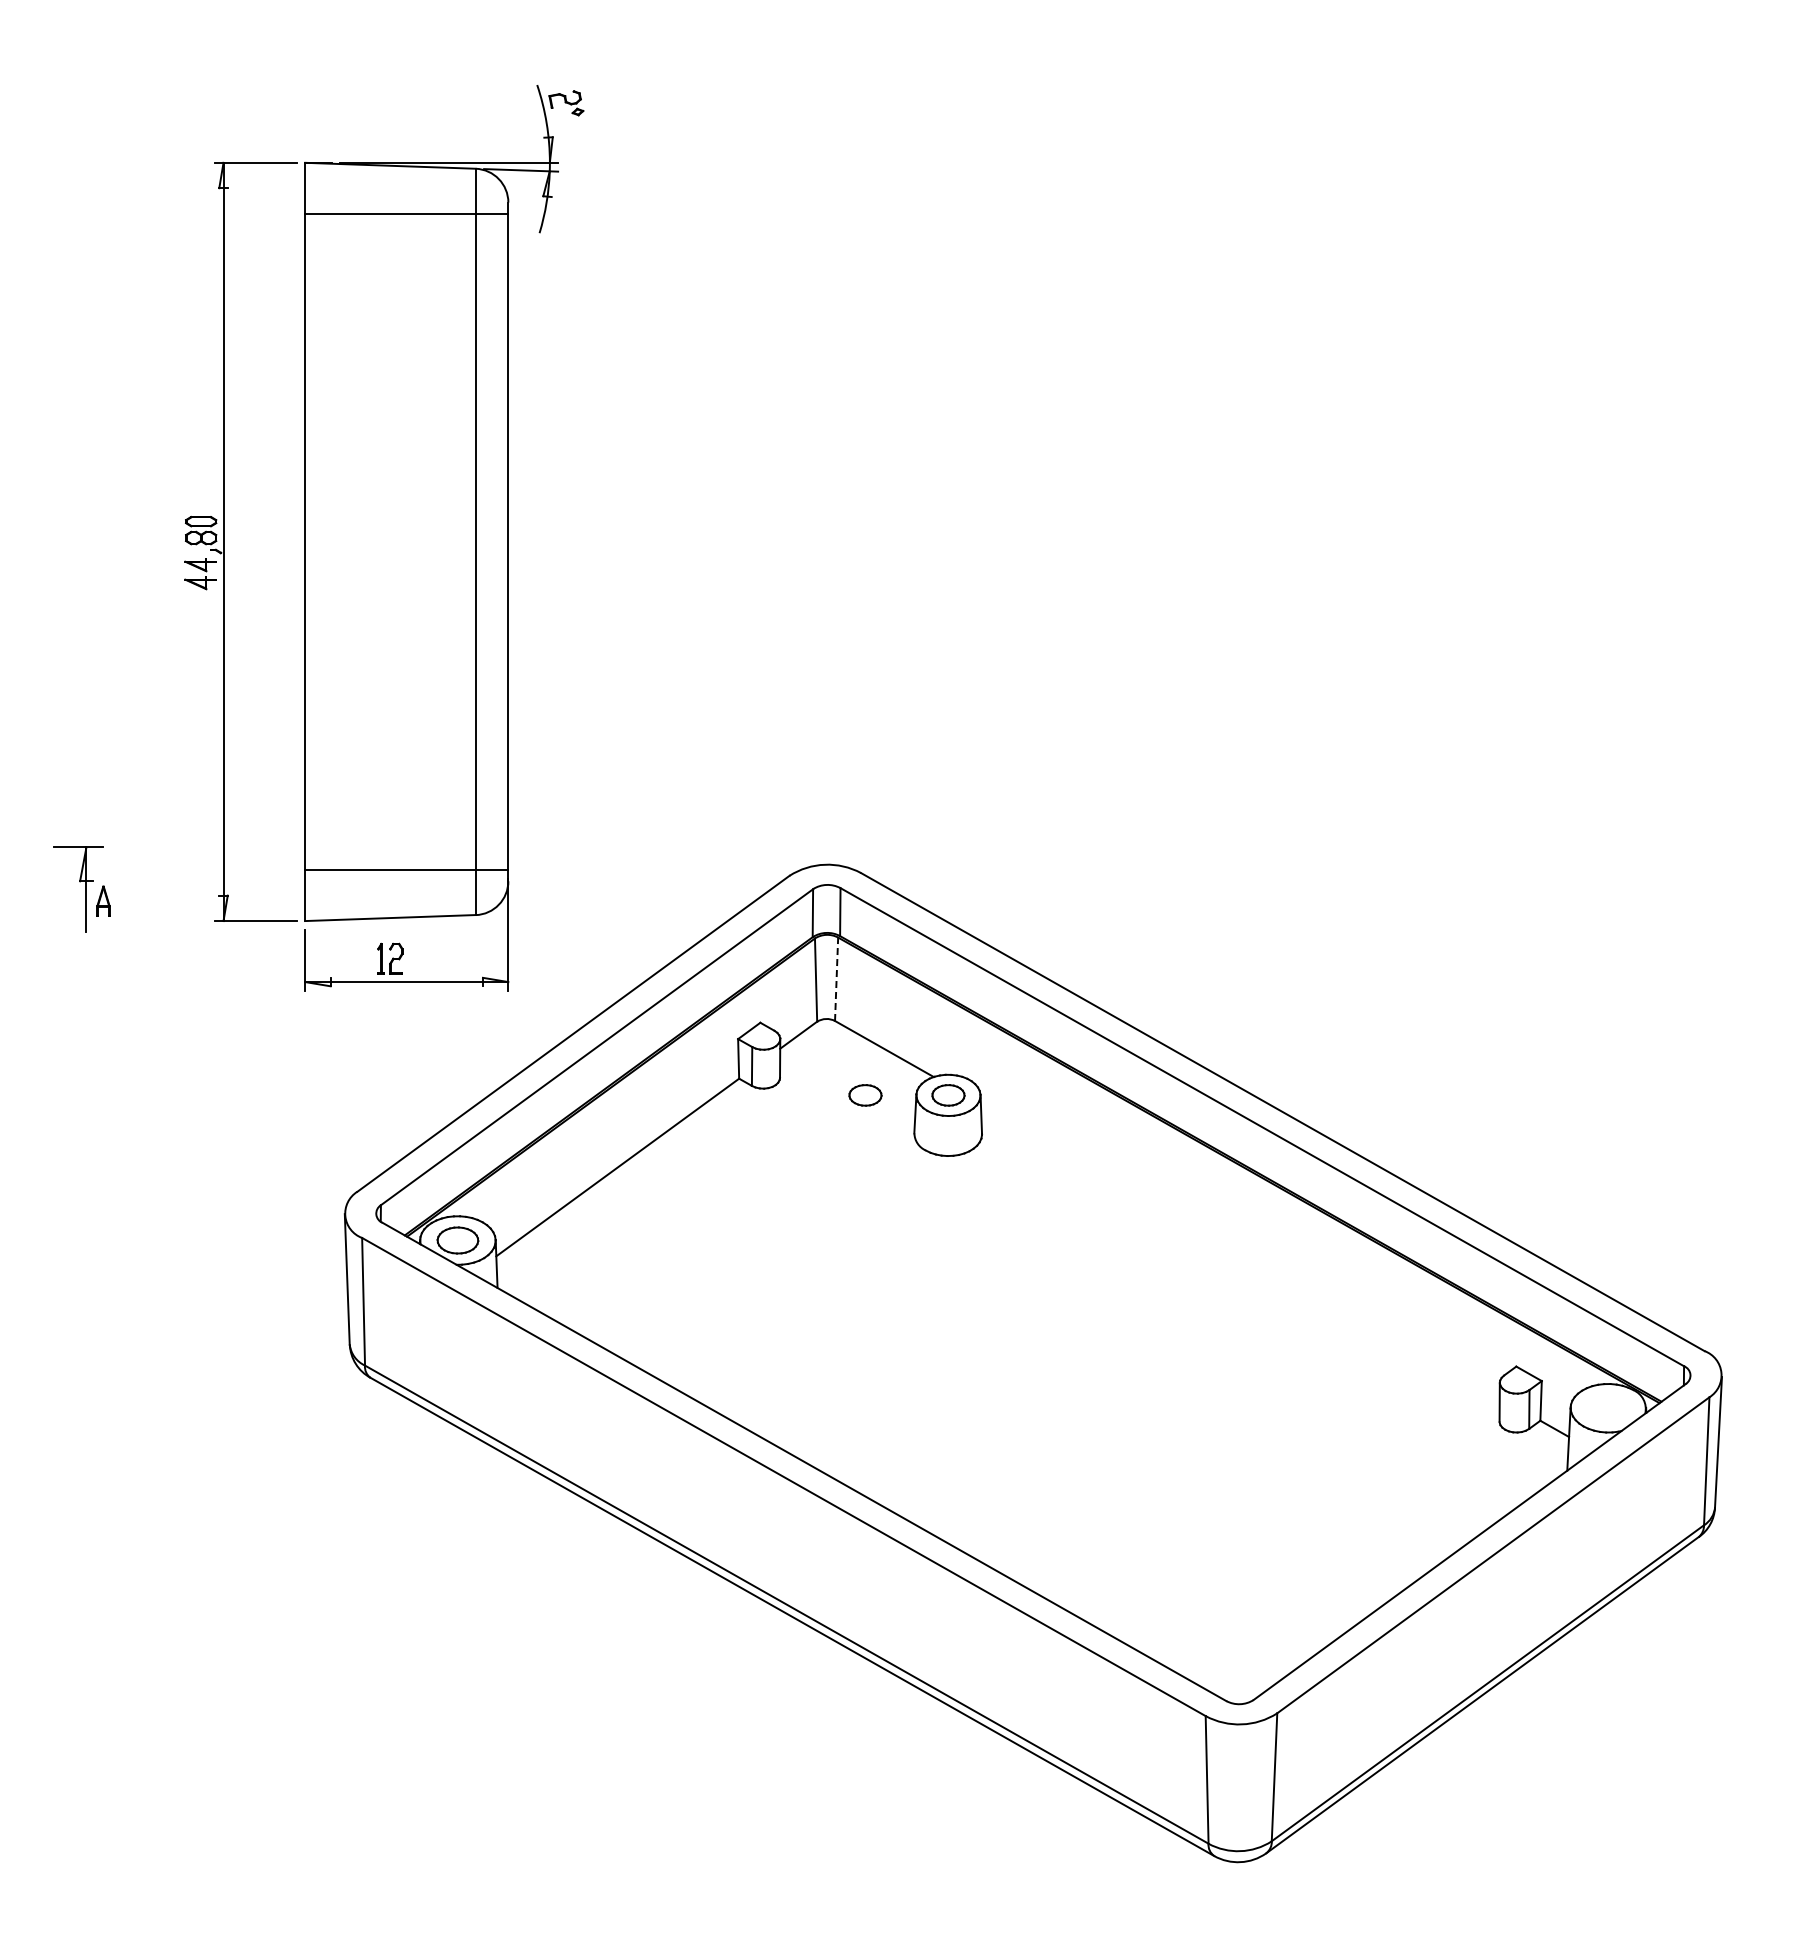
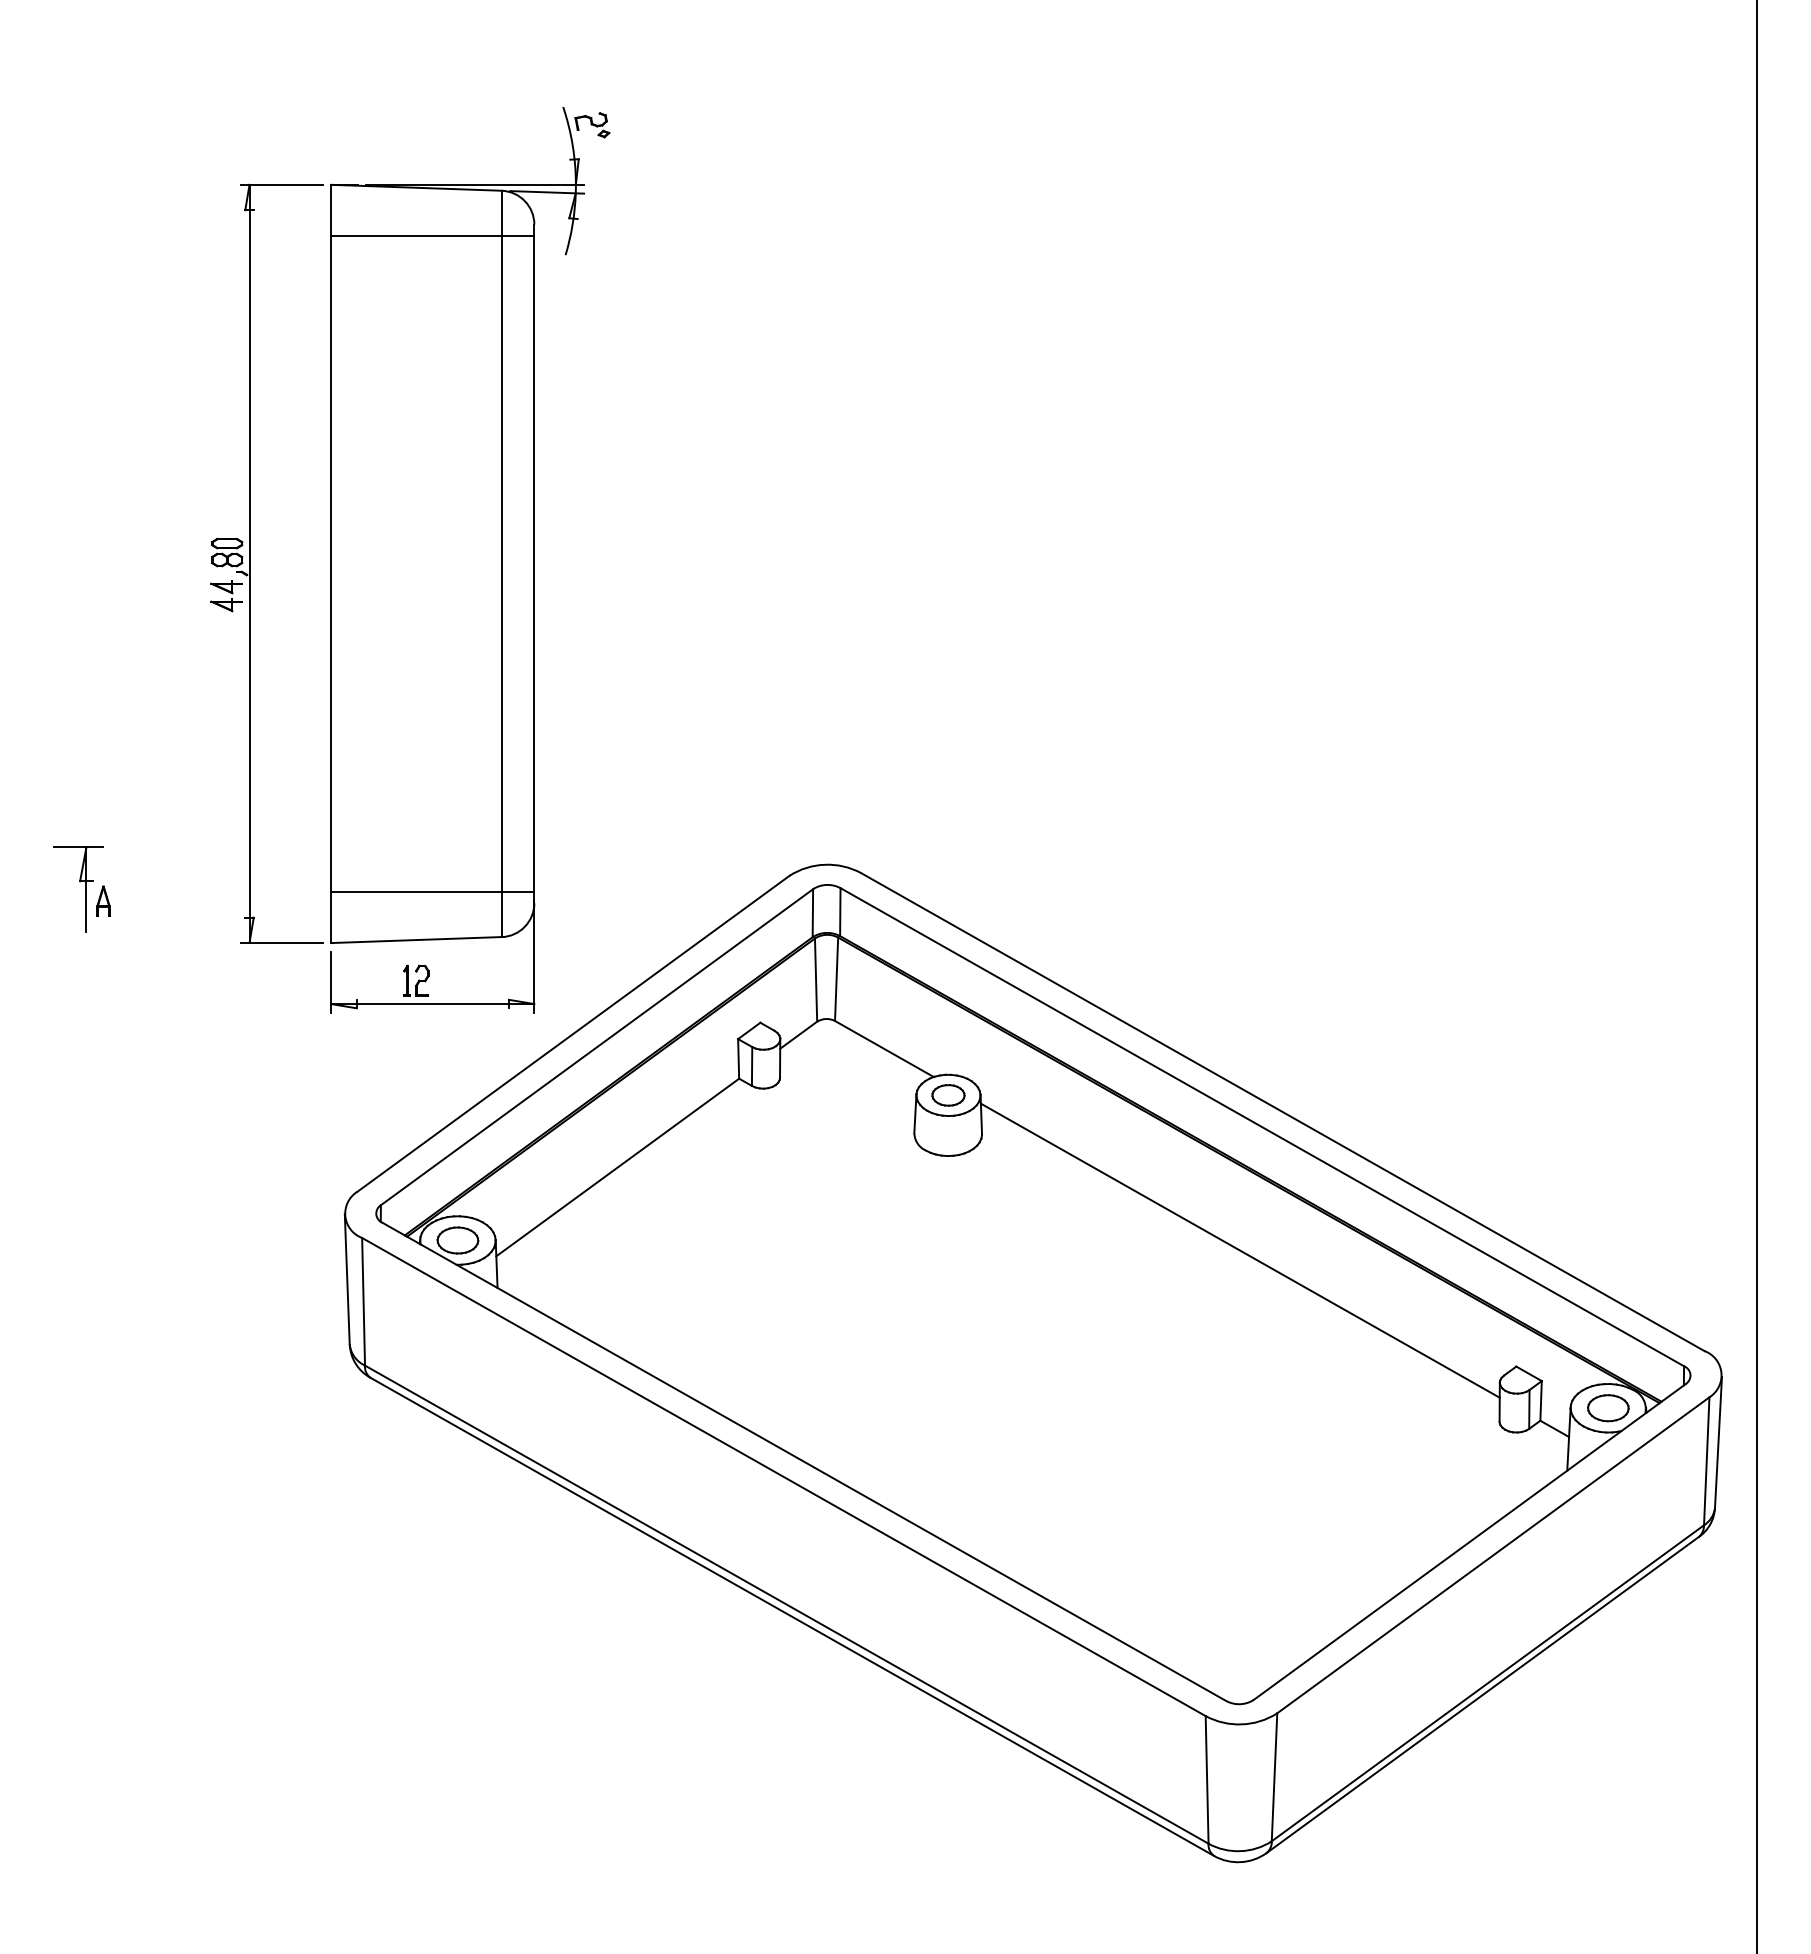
part position: (384, 538) -> (410, 560) (410, 560)
line: none -> present (1756, 976)
line: dashed -> solid (836, 979)
part: present -> none (865, 1095)
line: none -> present (1239, 1250)
part: none -> present (1608, 1408)
